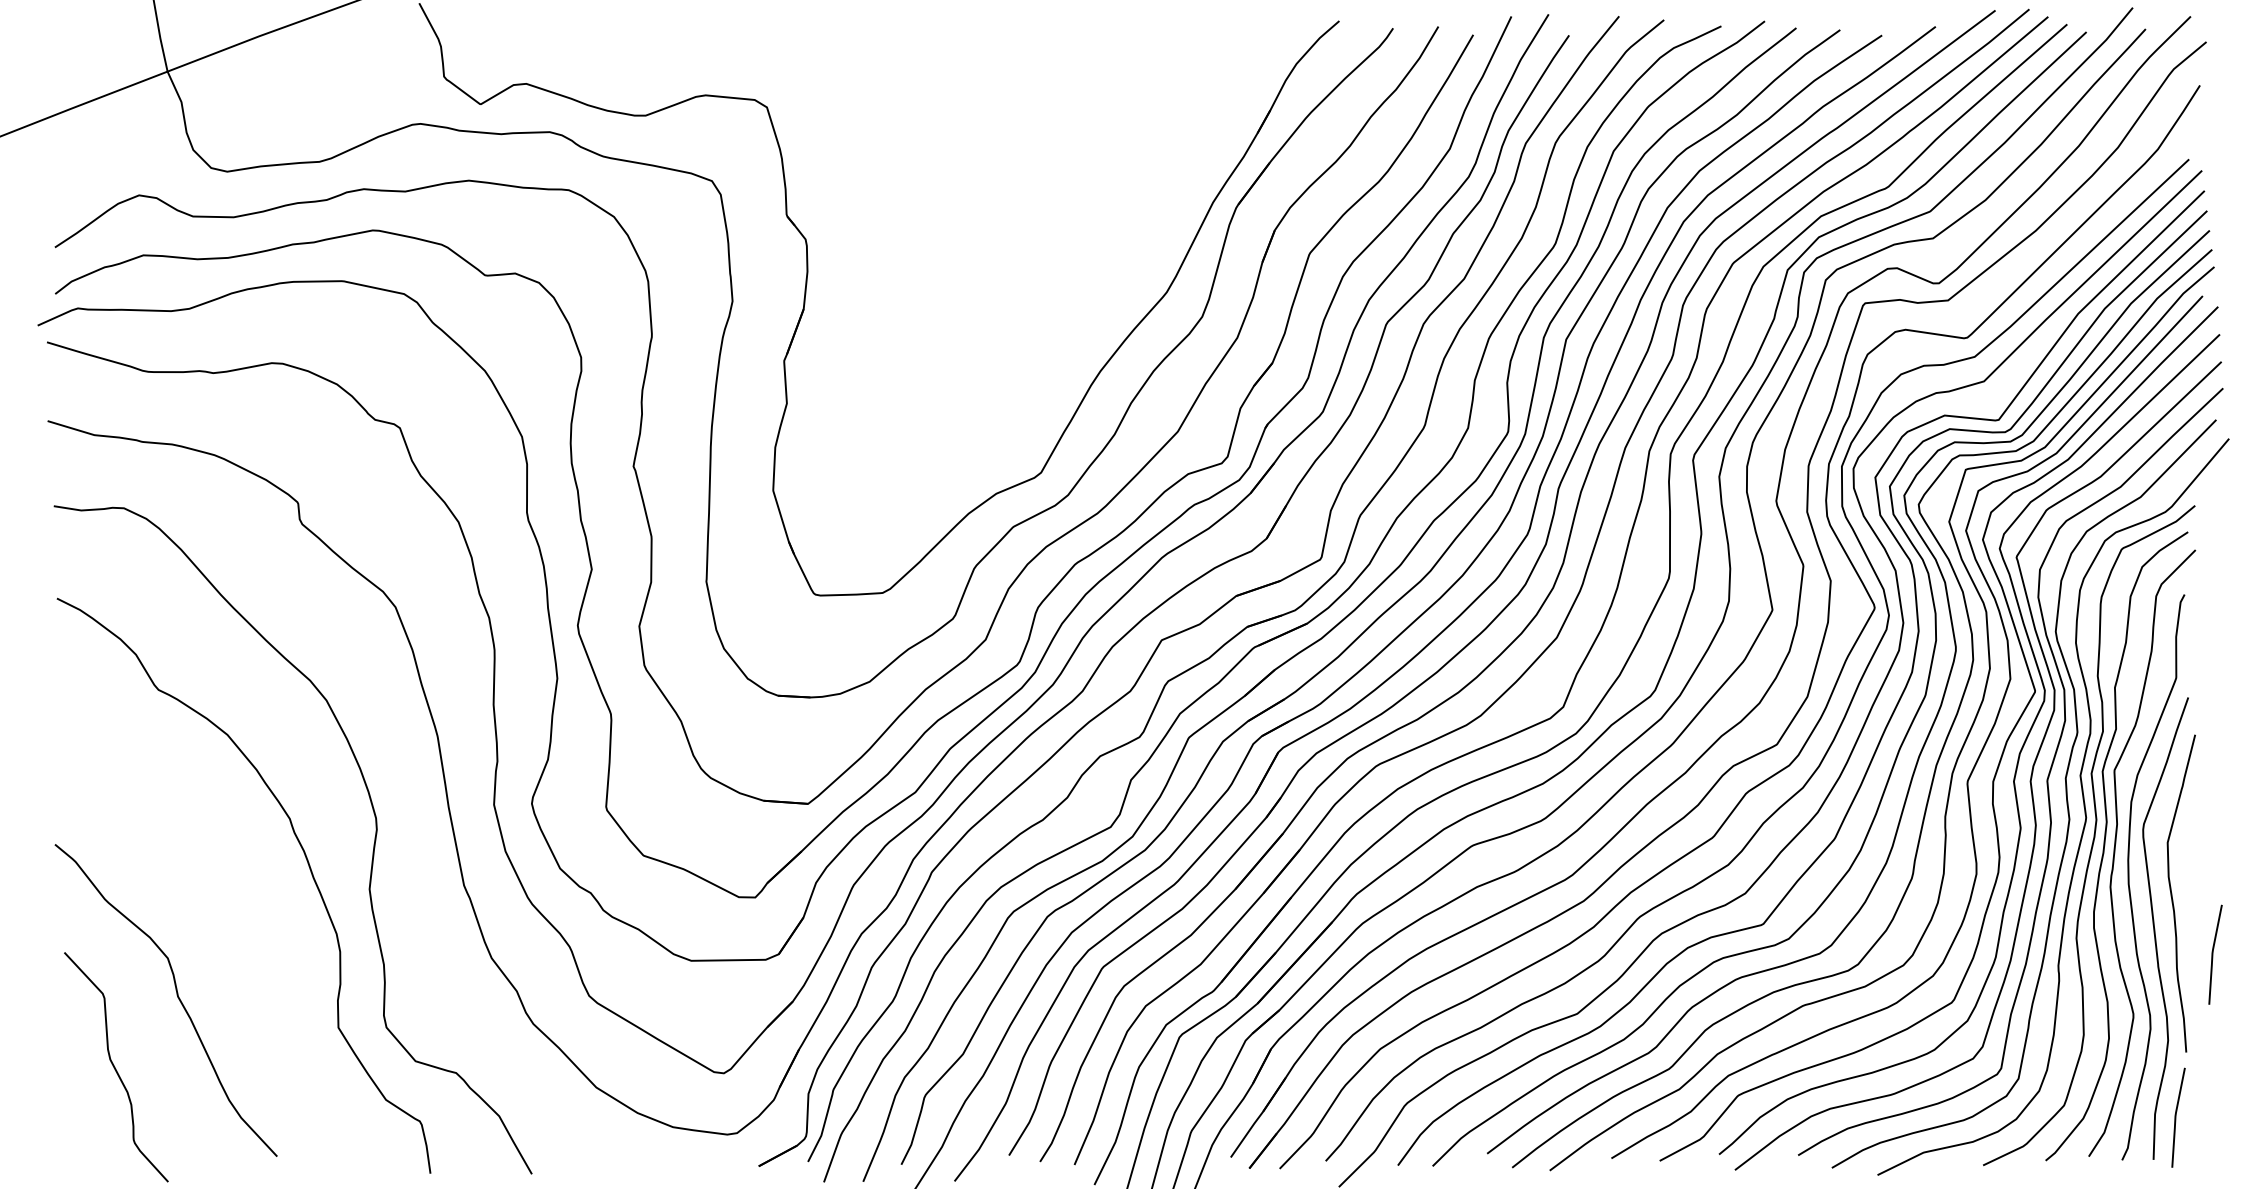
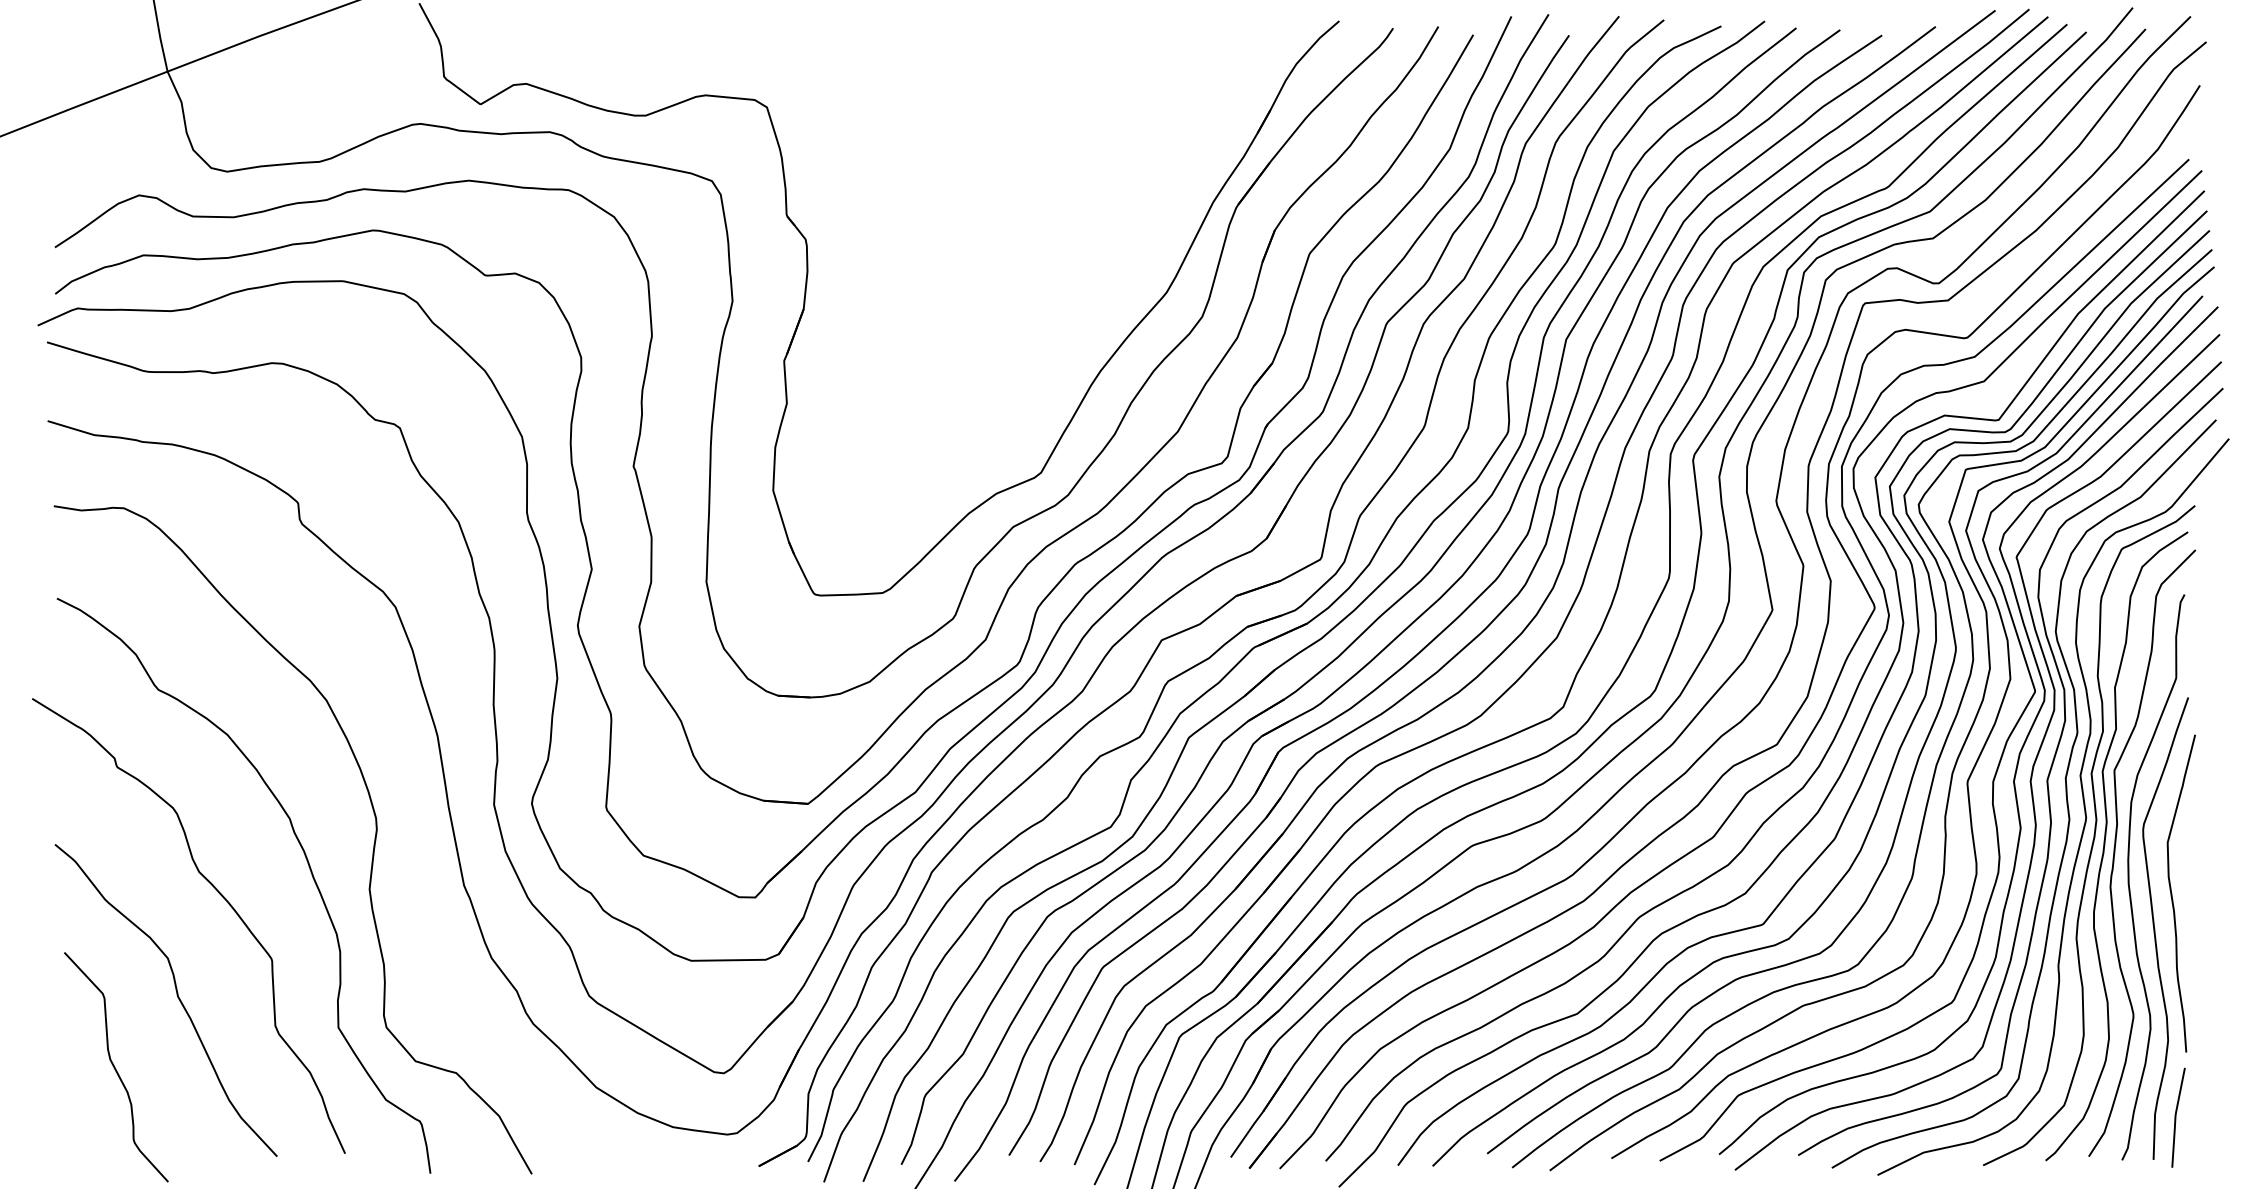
curve: none -> present (219, 894)
line: present -> none (2213, 954)
